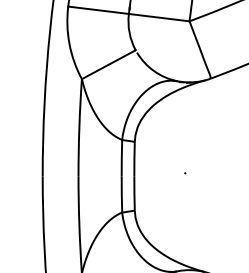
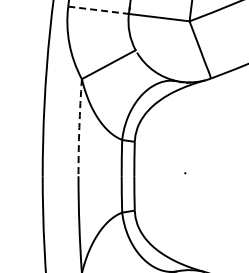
line: solid -> dashed (98, 10)
arc: solid -> dashed (79, 127)
